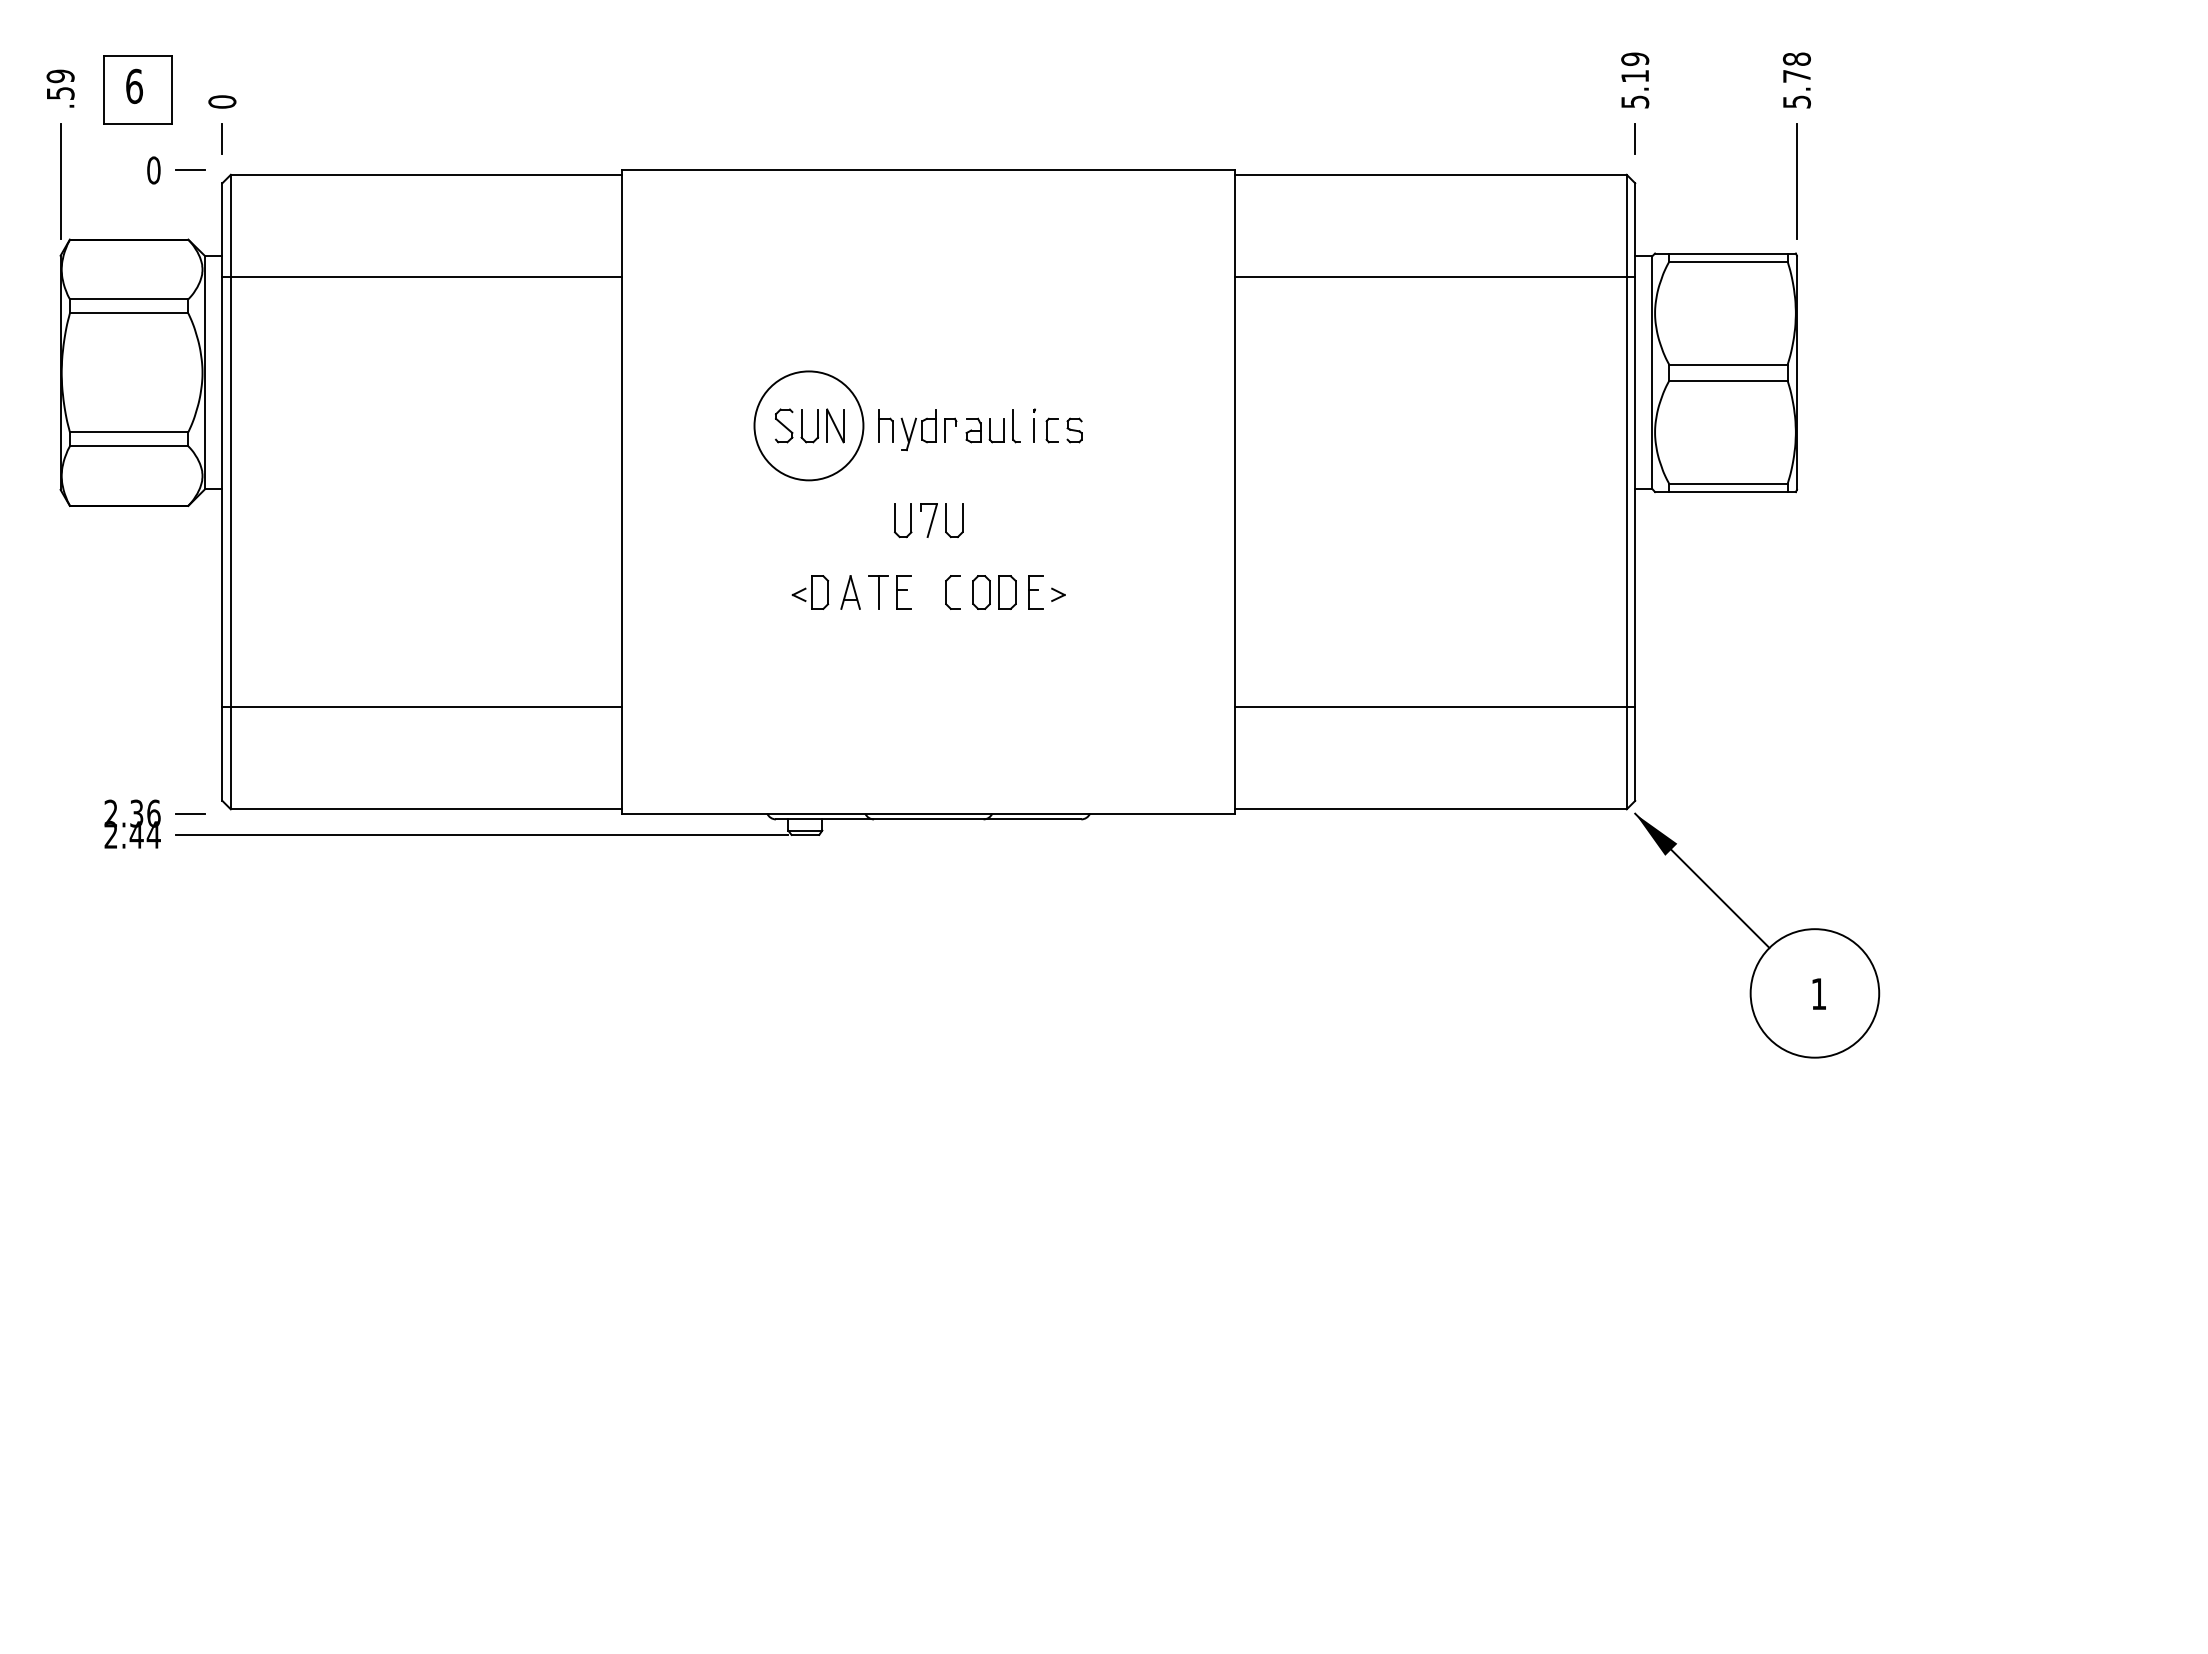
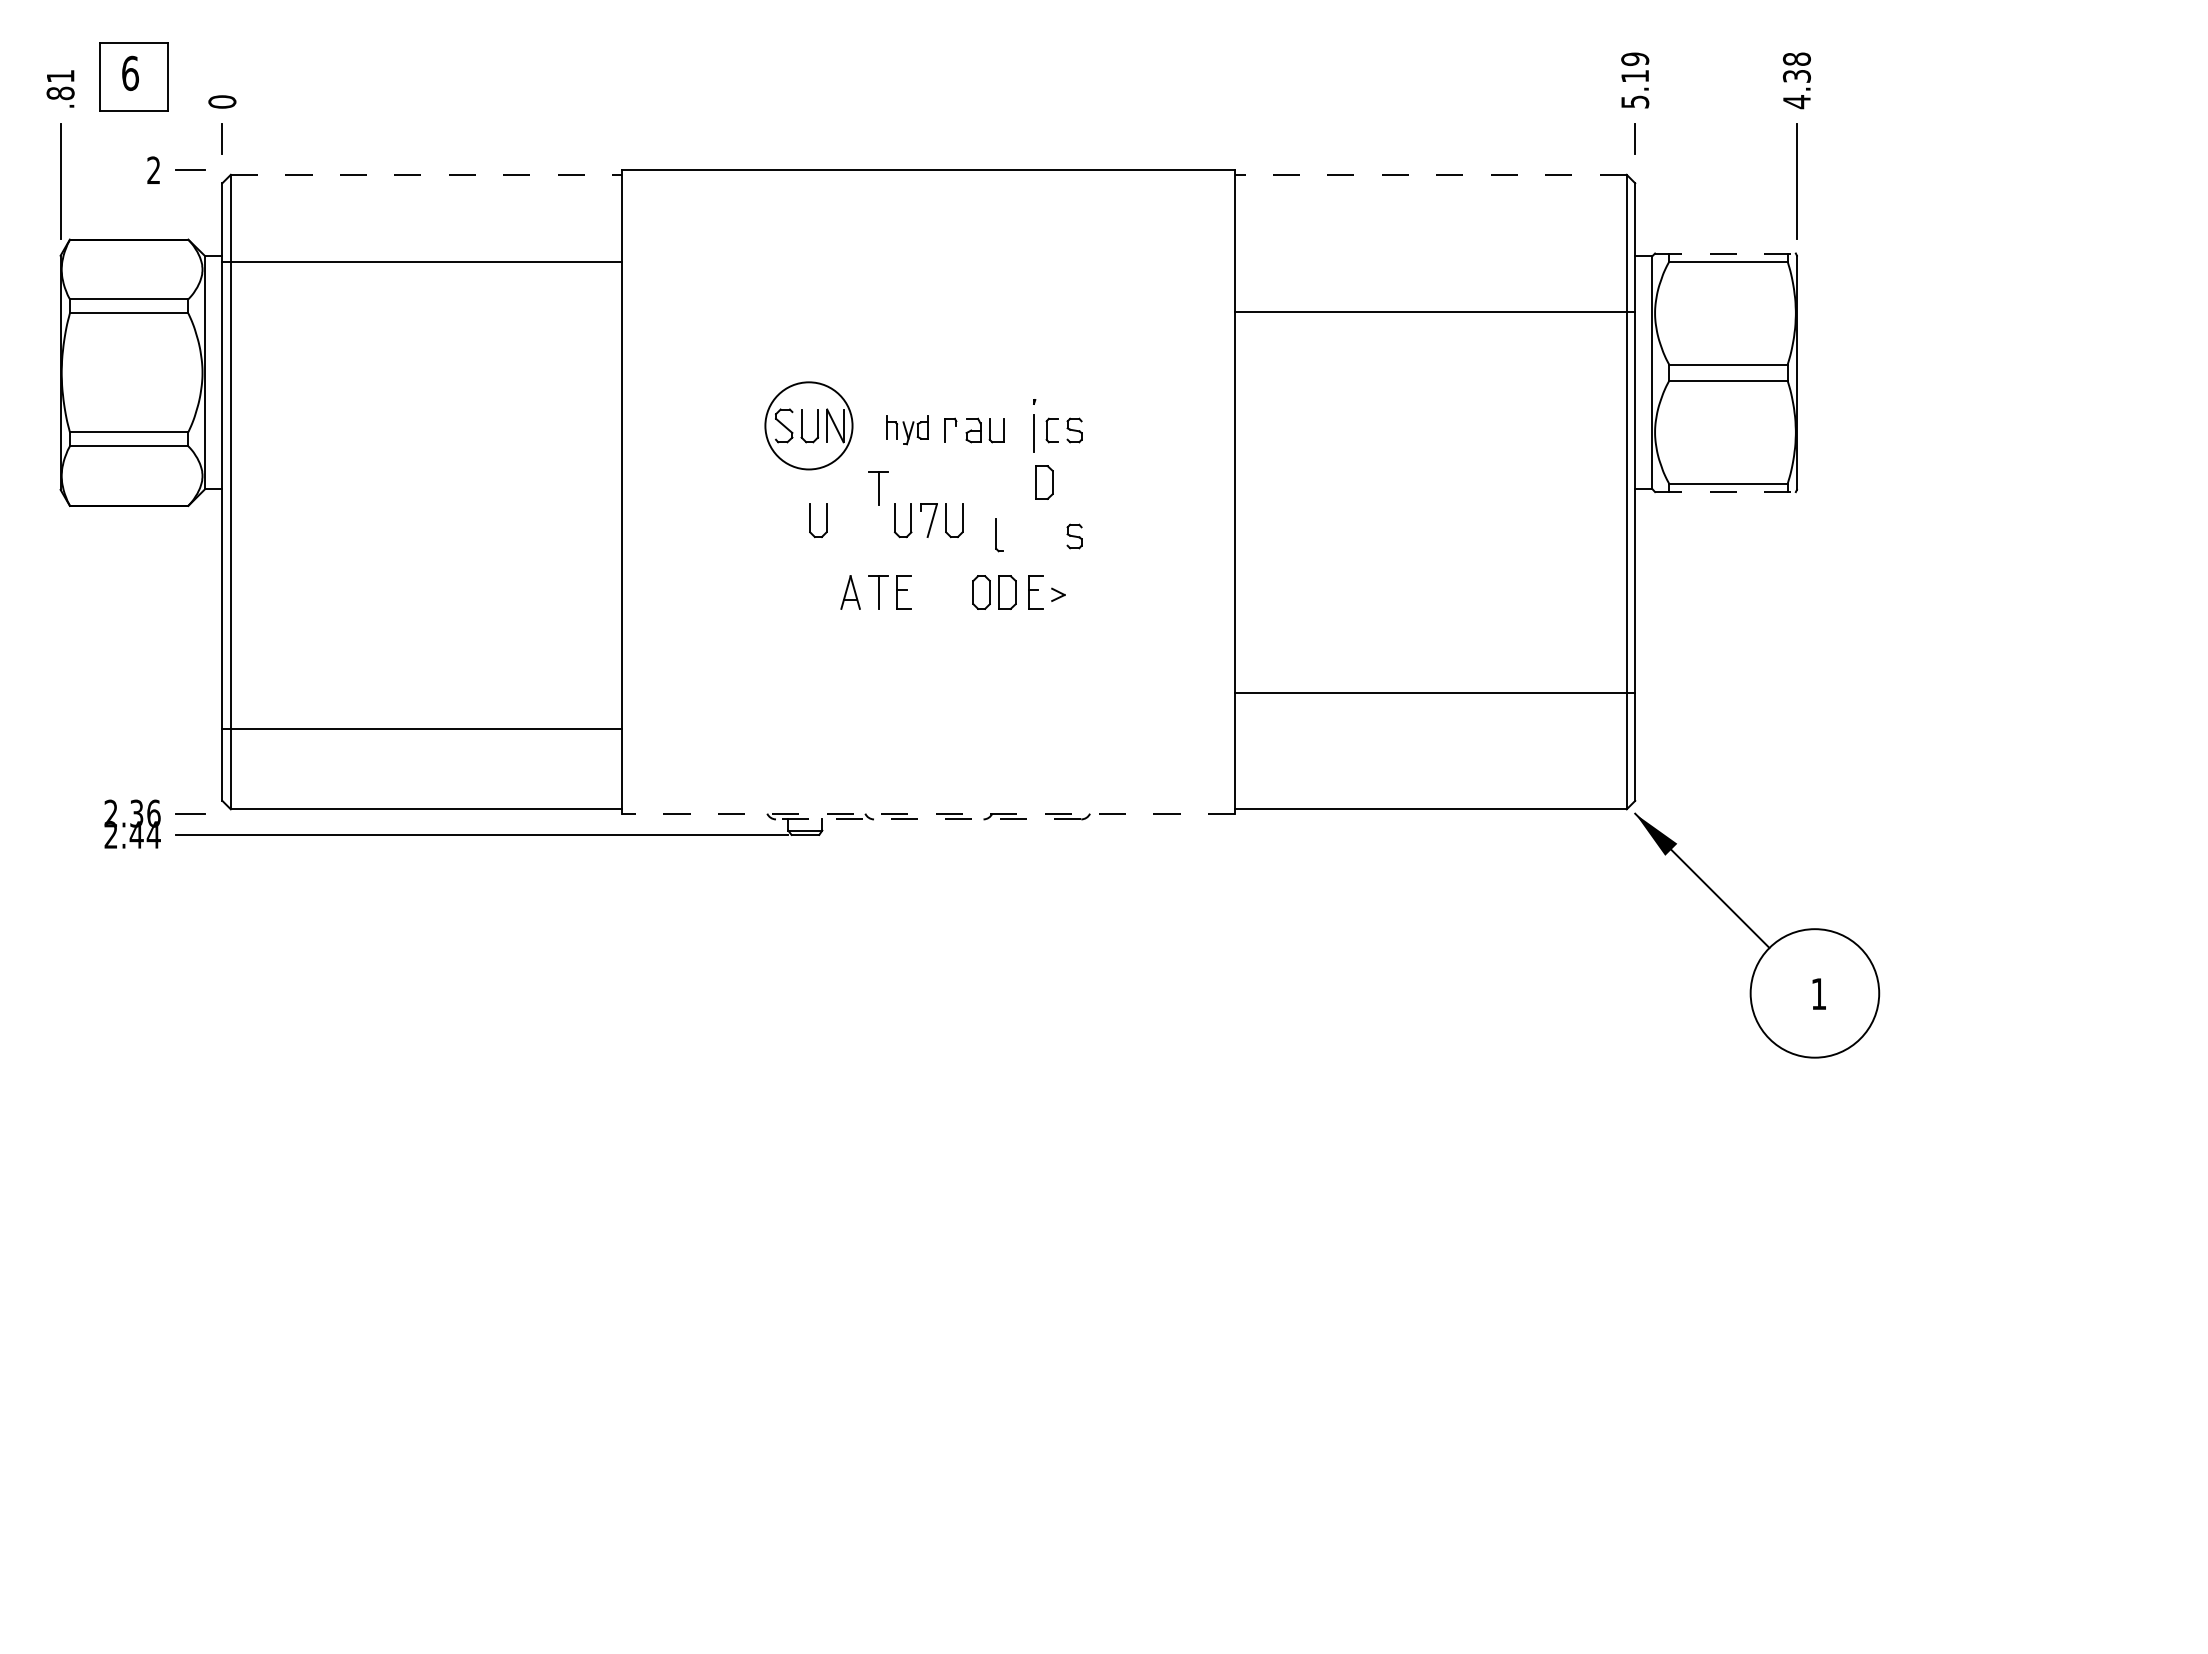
text: .59 -> .81 (60, 84)
part position: (137, 89) -> (133, 76) (133, 76)
text: 5.78 -> 4.38 (1796, 89)
text: 0 -> 2 (153, 170)
line: solid -> dashed (426, 174)
line: solid -> dashed (1430, 174)
line: solid -> dashed (1725, 253)
line position: (422, 276) -> (422, 261) (422, 261)
line position: (1435, 276) -> (1435, 311) (1435, 311)
circle diameter: 109 px -> 87 px (808, 425)
part size: 3x35 px -> 4x54 px (1034, 425)
part position: (1016, 426) -> (999, 535) (999, 535)
part size: 59x43 px -> 43x31 px (907, 430)
part: none -> present (1044, 482)
part: none -> present (878, 488)
line: solid -> dashed (1725, 492)
part: none -> present (810, 520)
part: none -> present (1074, 536)
part: present -> none (810, 592)
part: present -> none (952, 592)
line position: (422, 707) -> (422, 729) (422, 729)
line position: (1435, 707) -> (1435, 693) (1435, 693)
line: solid -> dashed (928, 813)
line: solid -> dashed (928, 819)
